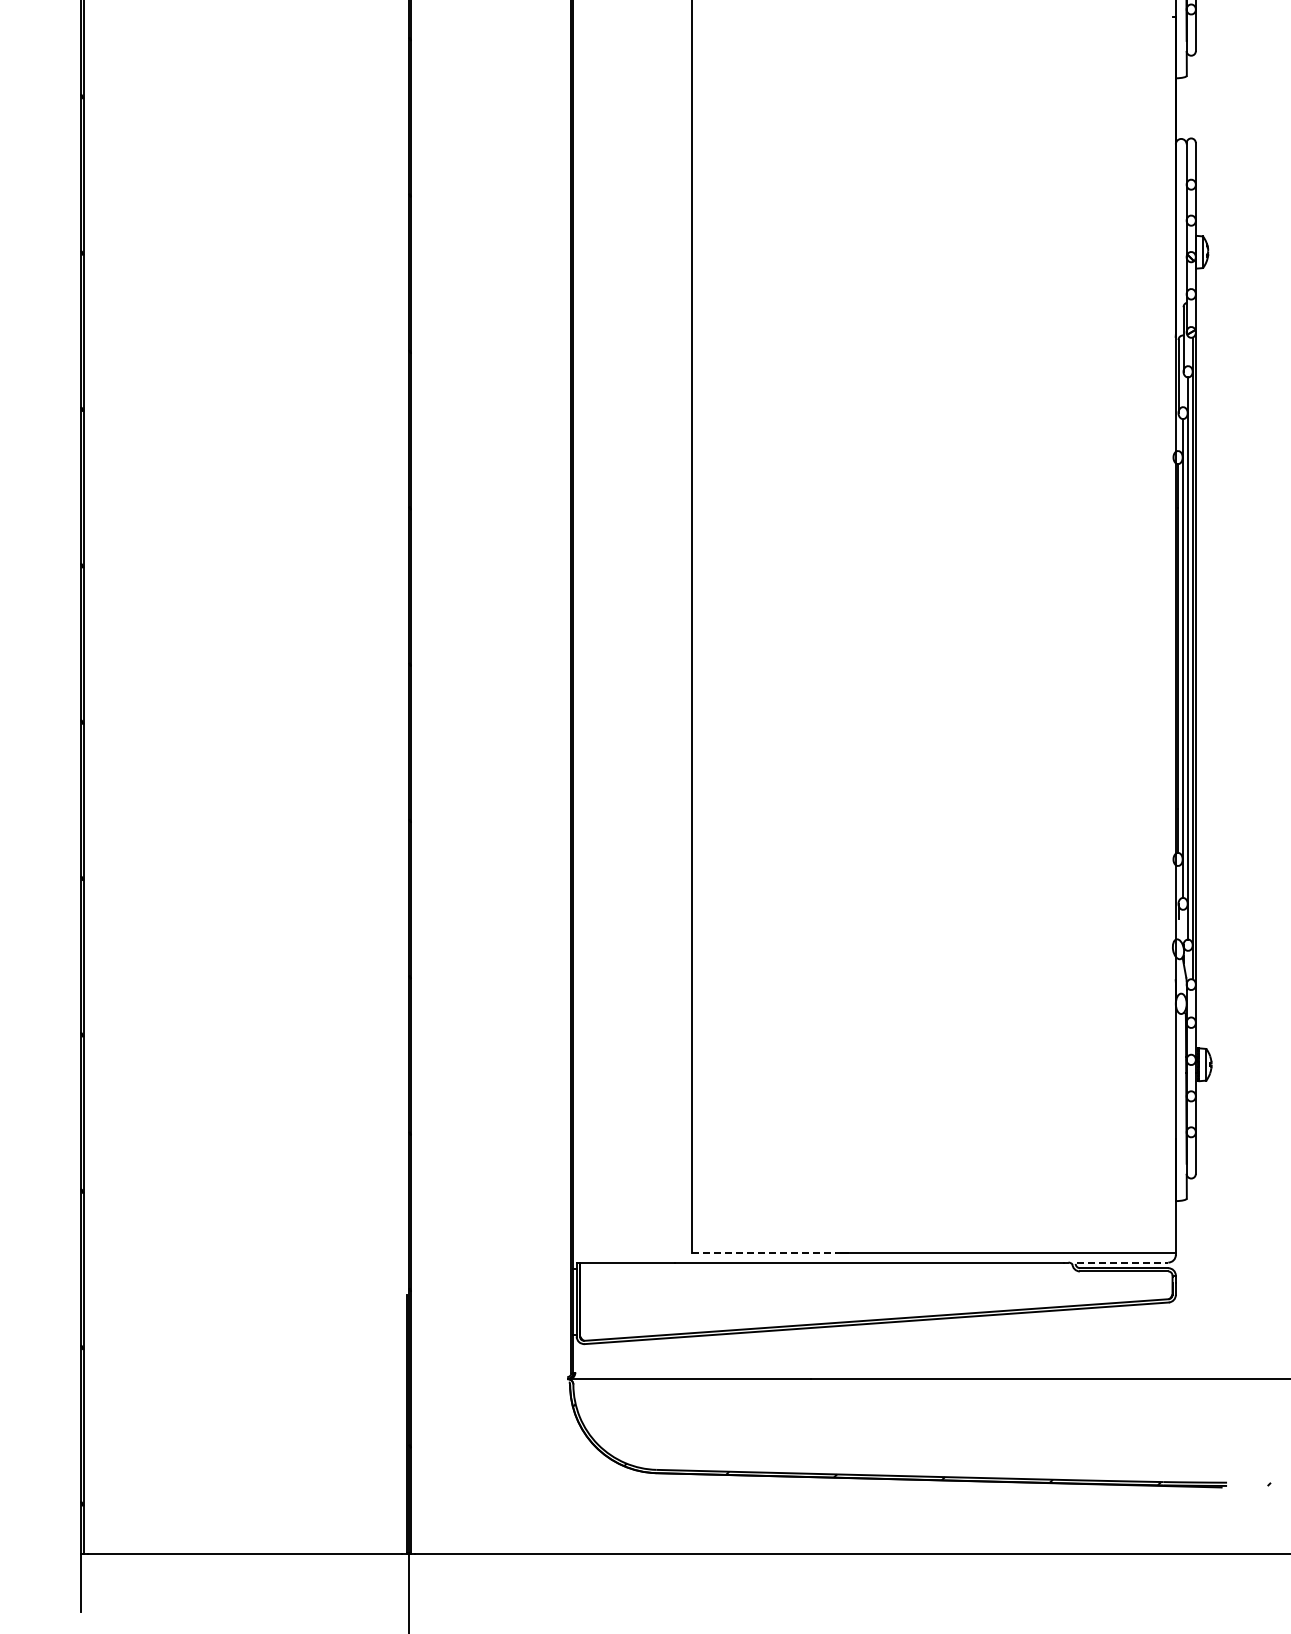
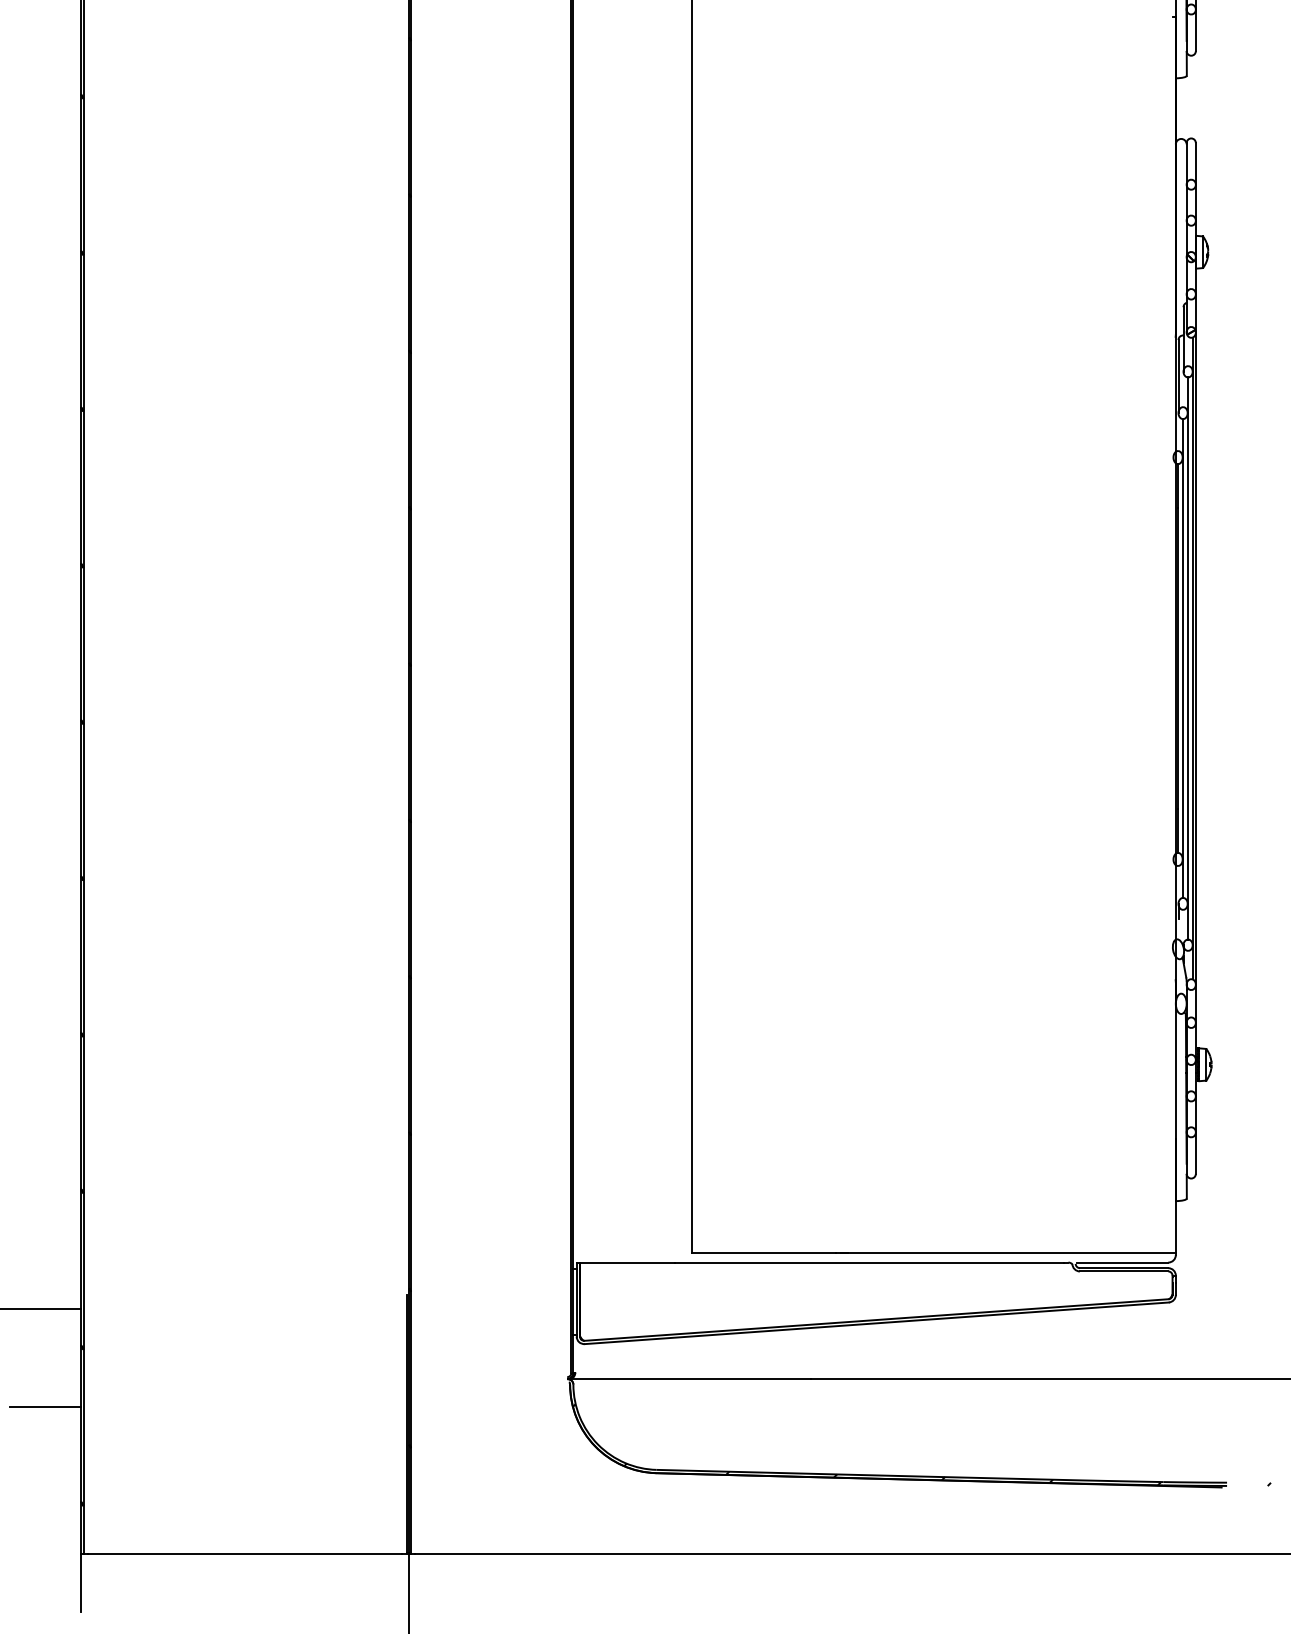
line: dashed -> solid (764, 1252)
line: dashed -> solid (1123, 1262)
line: none -> present (41, 1308)
line: none -> present (44, 1407)
